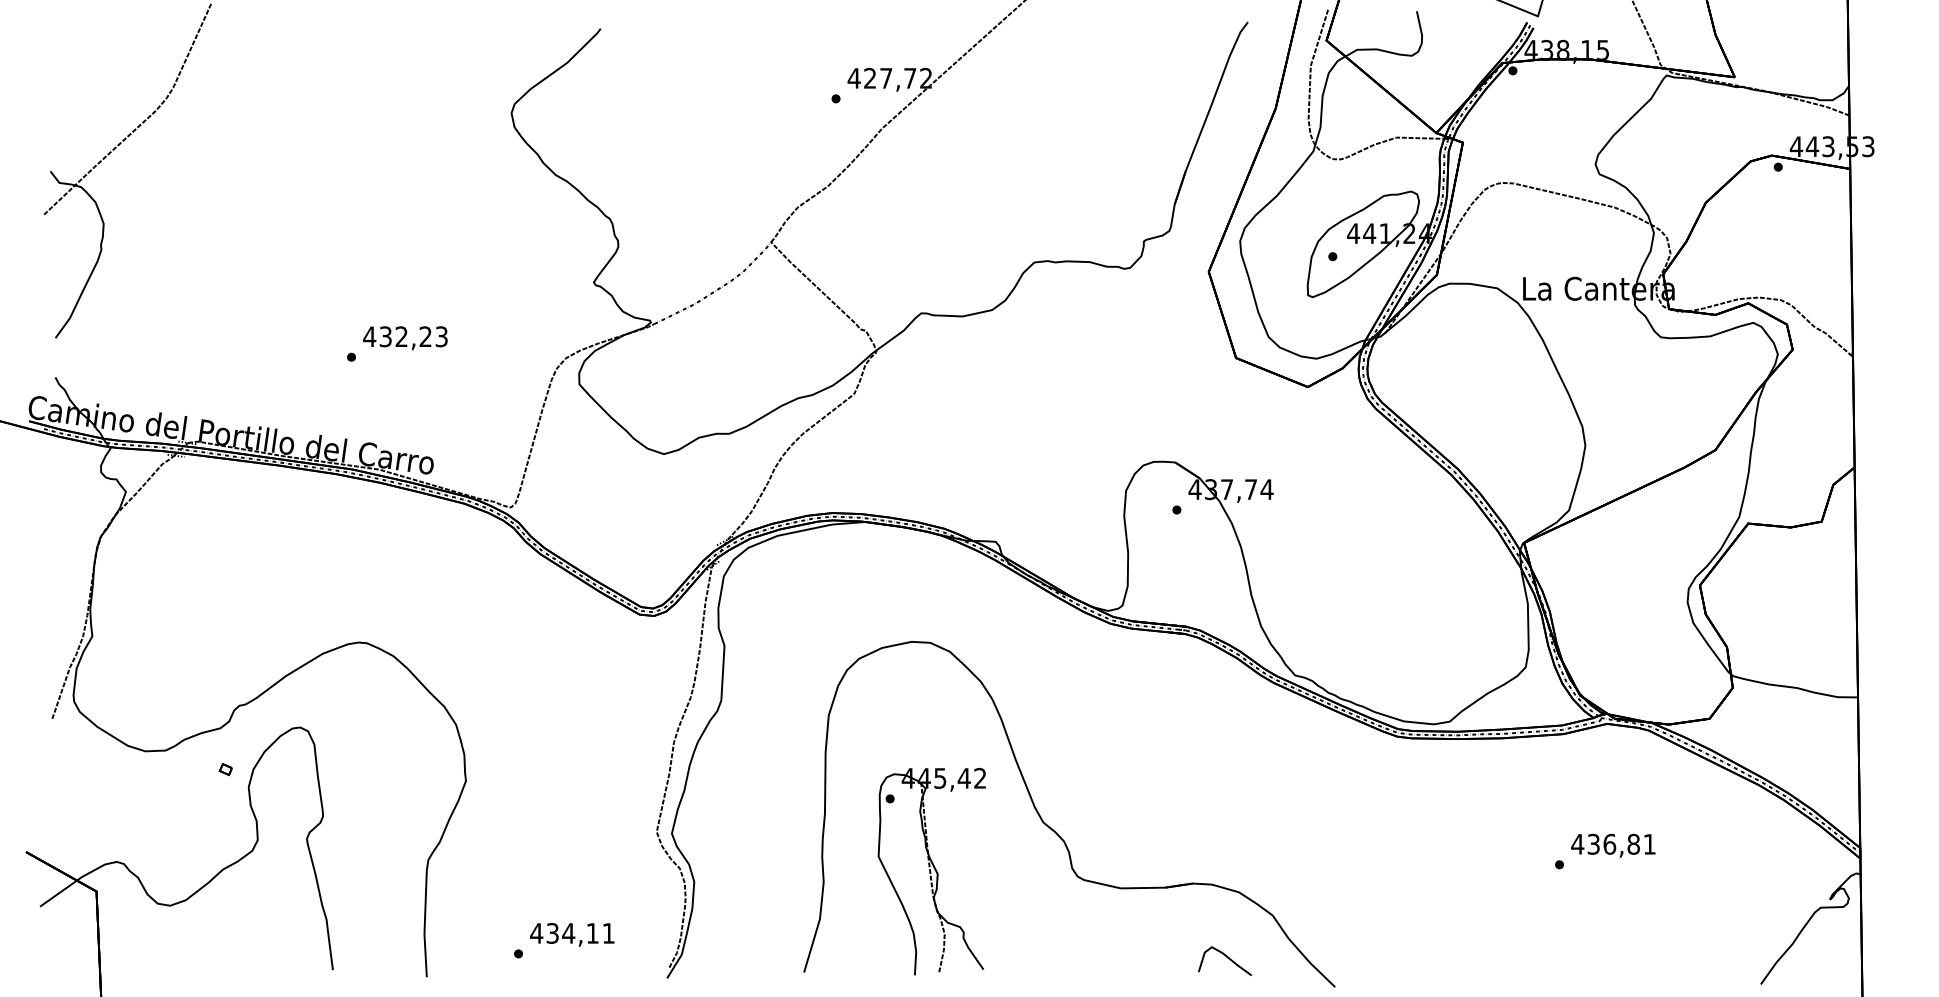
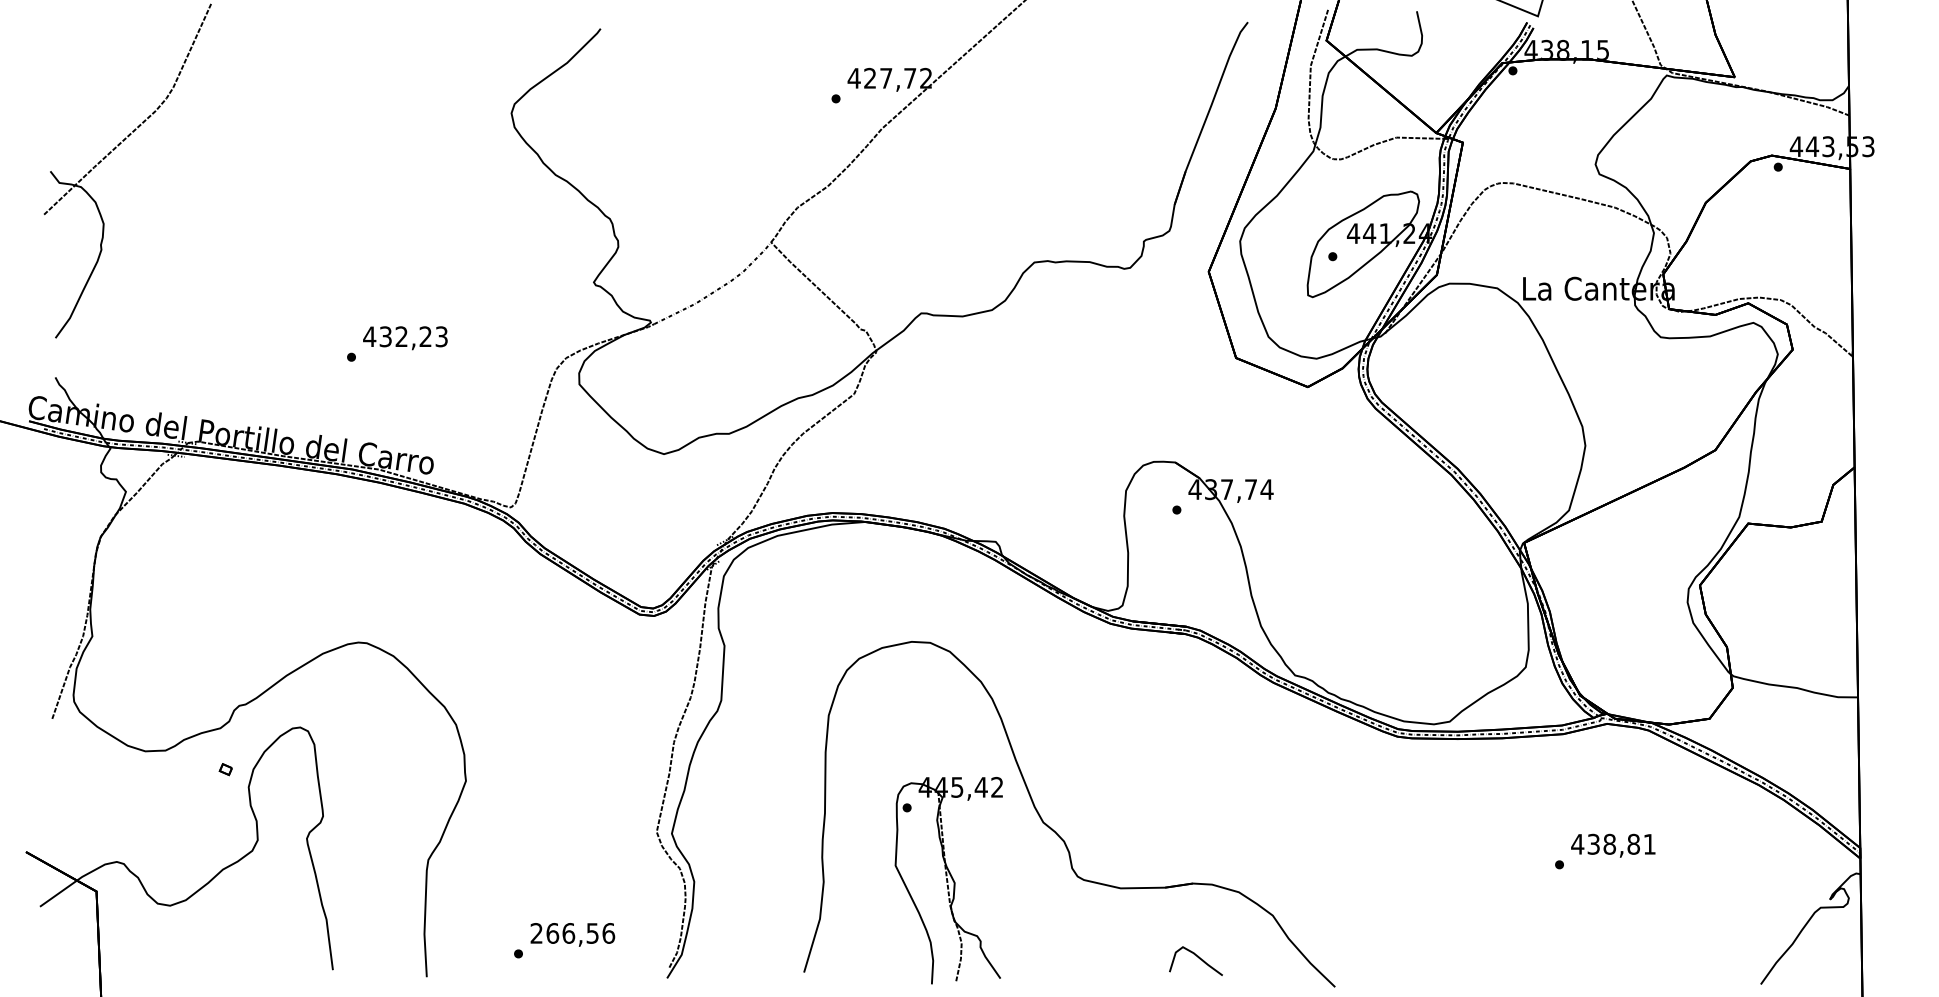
text: 436,81 -> 438,81 (1609, 843)
part position: (931, 871) -> (948, 880) (948, 880)
text: 434,11 -> 266,56 (572, 933)
curve position: (1226, 957) -> (1197, 957) (1197, 957)
